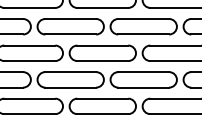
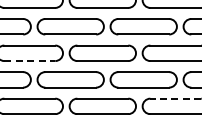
line: solid -> dashed (30, 61)
line: solid -> dashed (175, 98)
